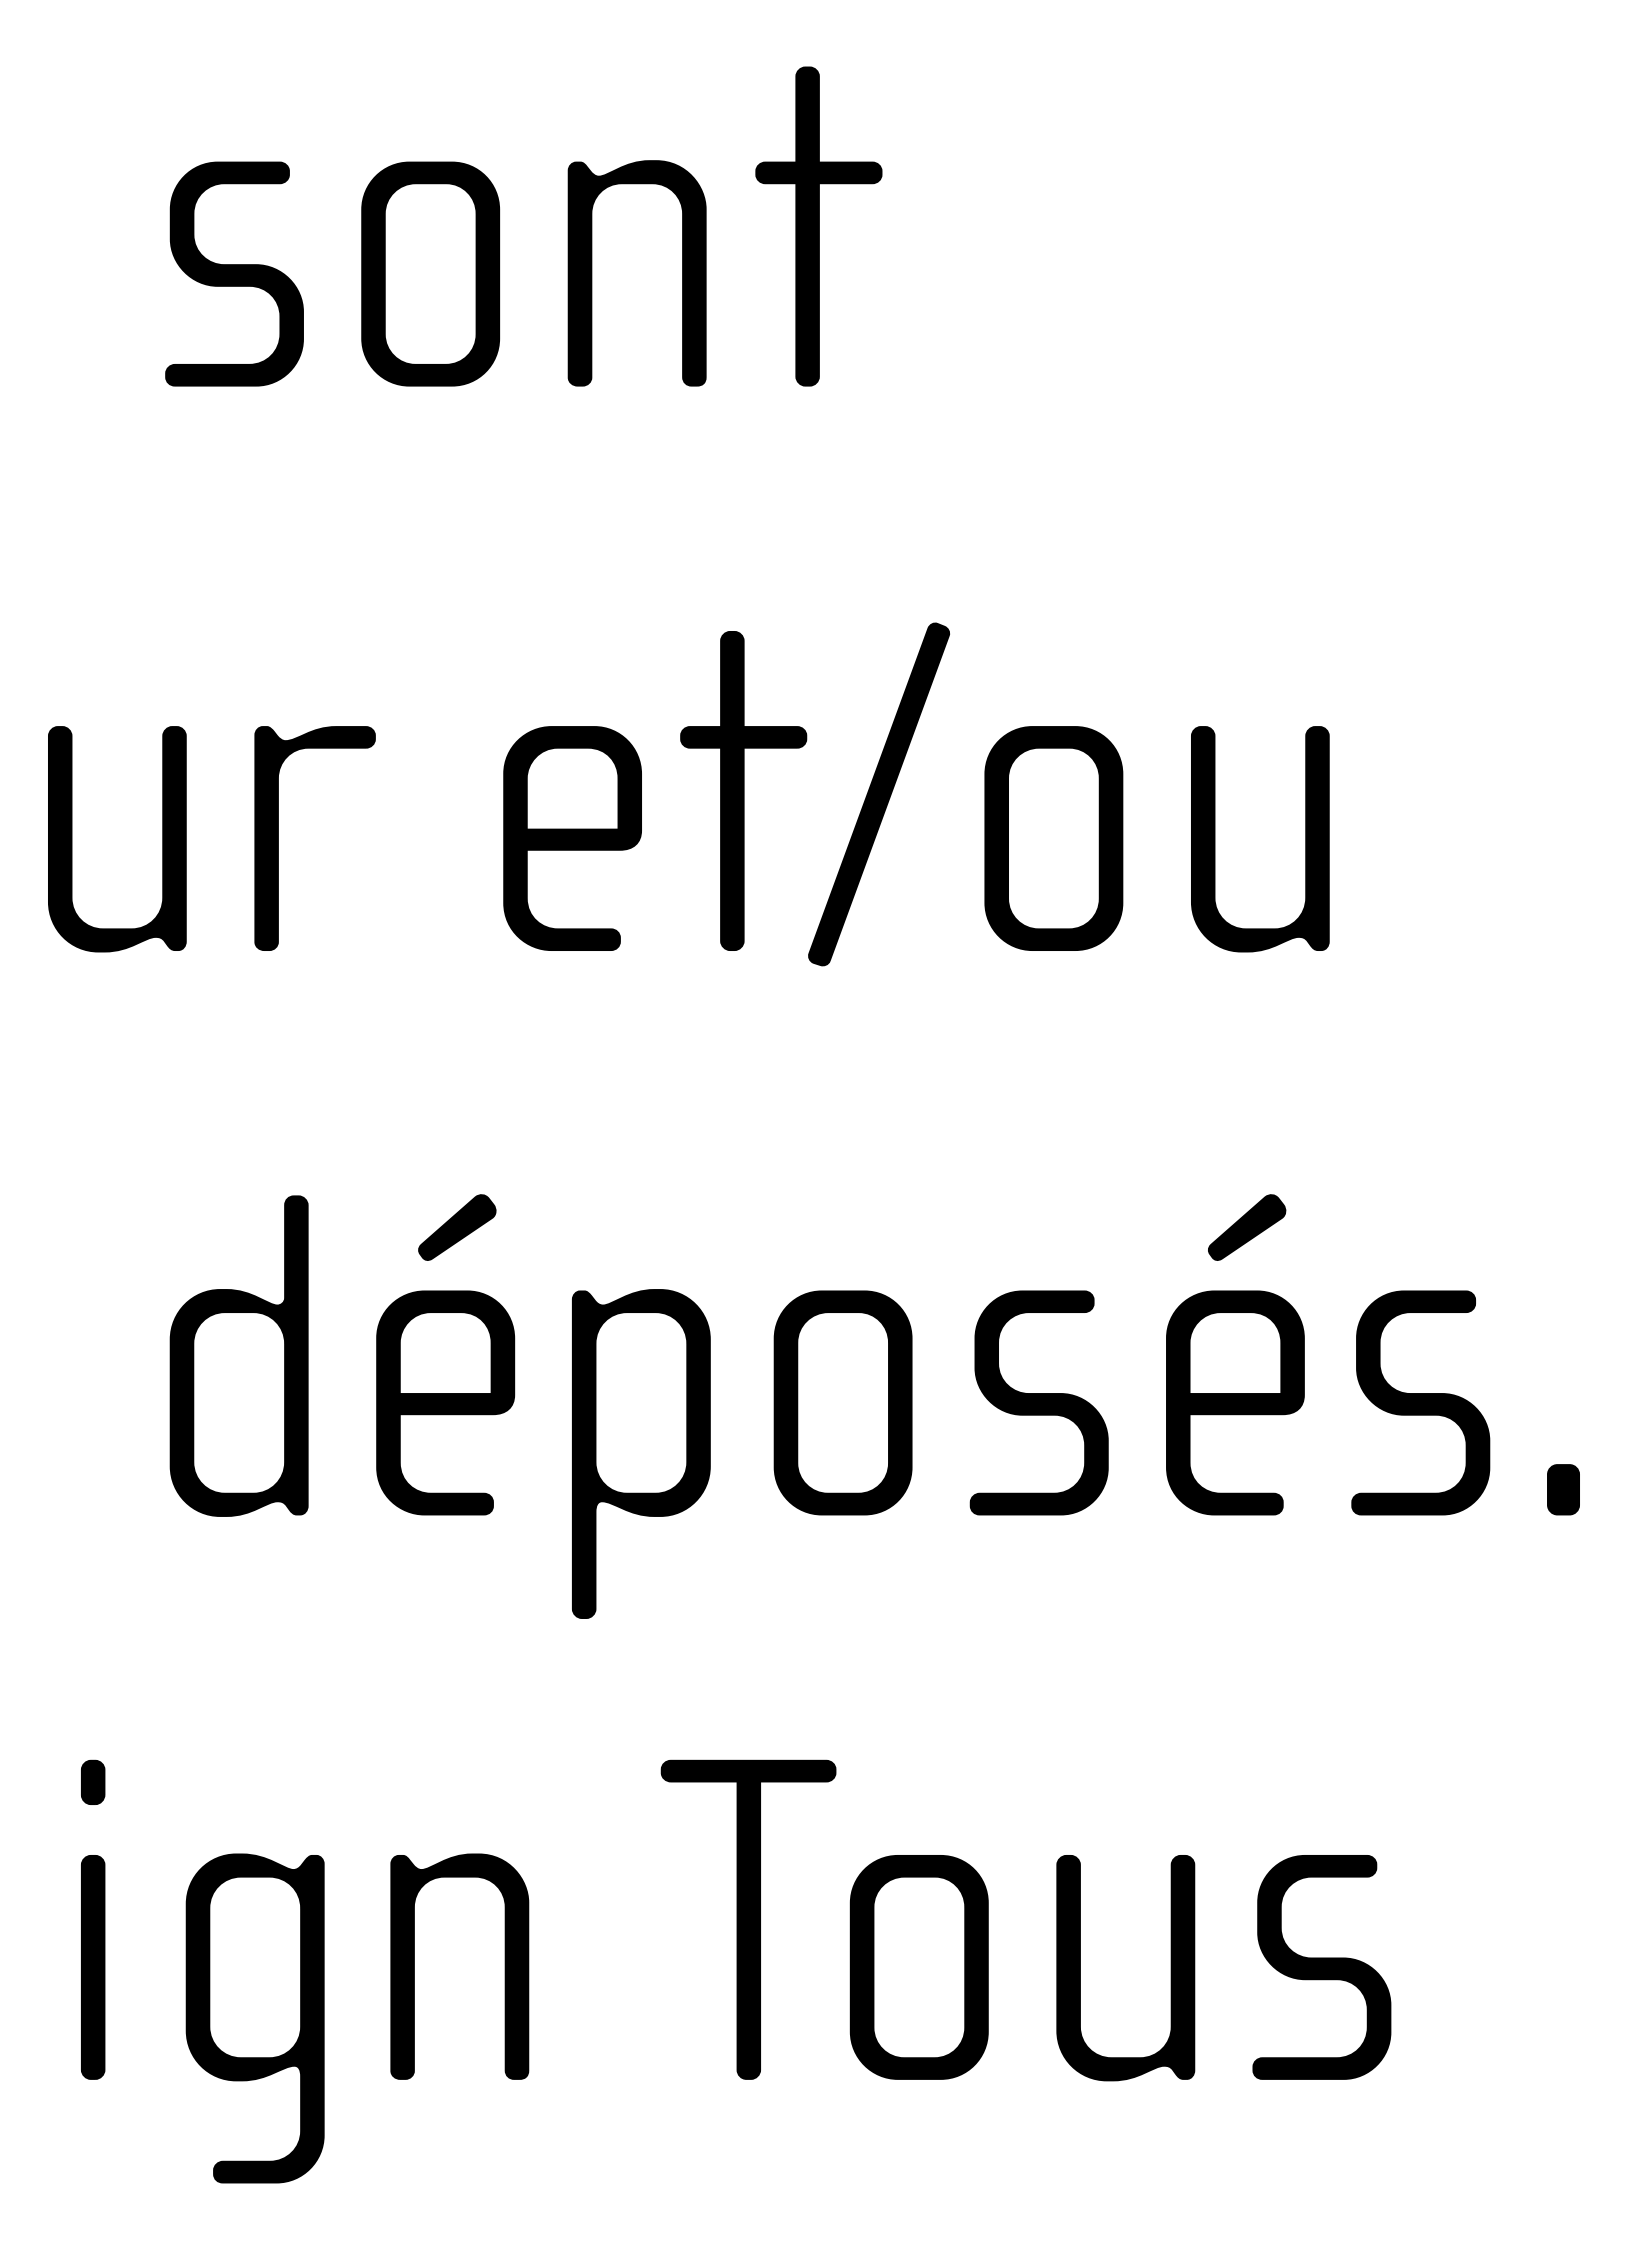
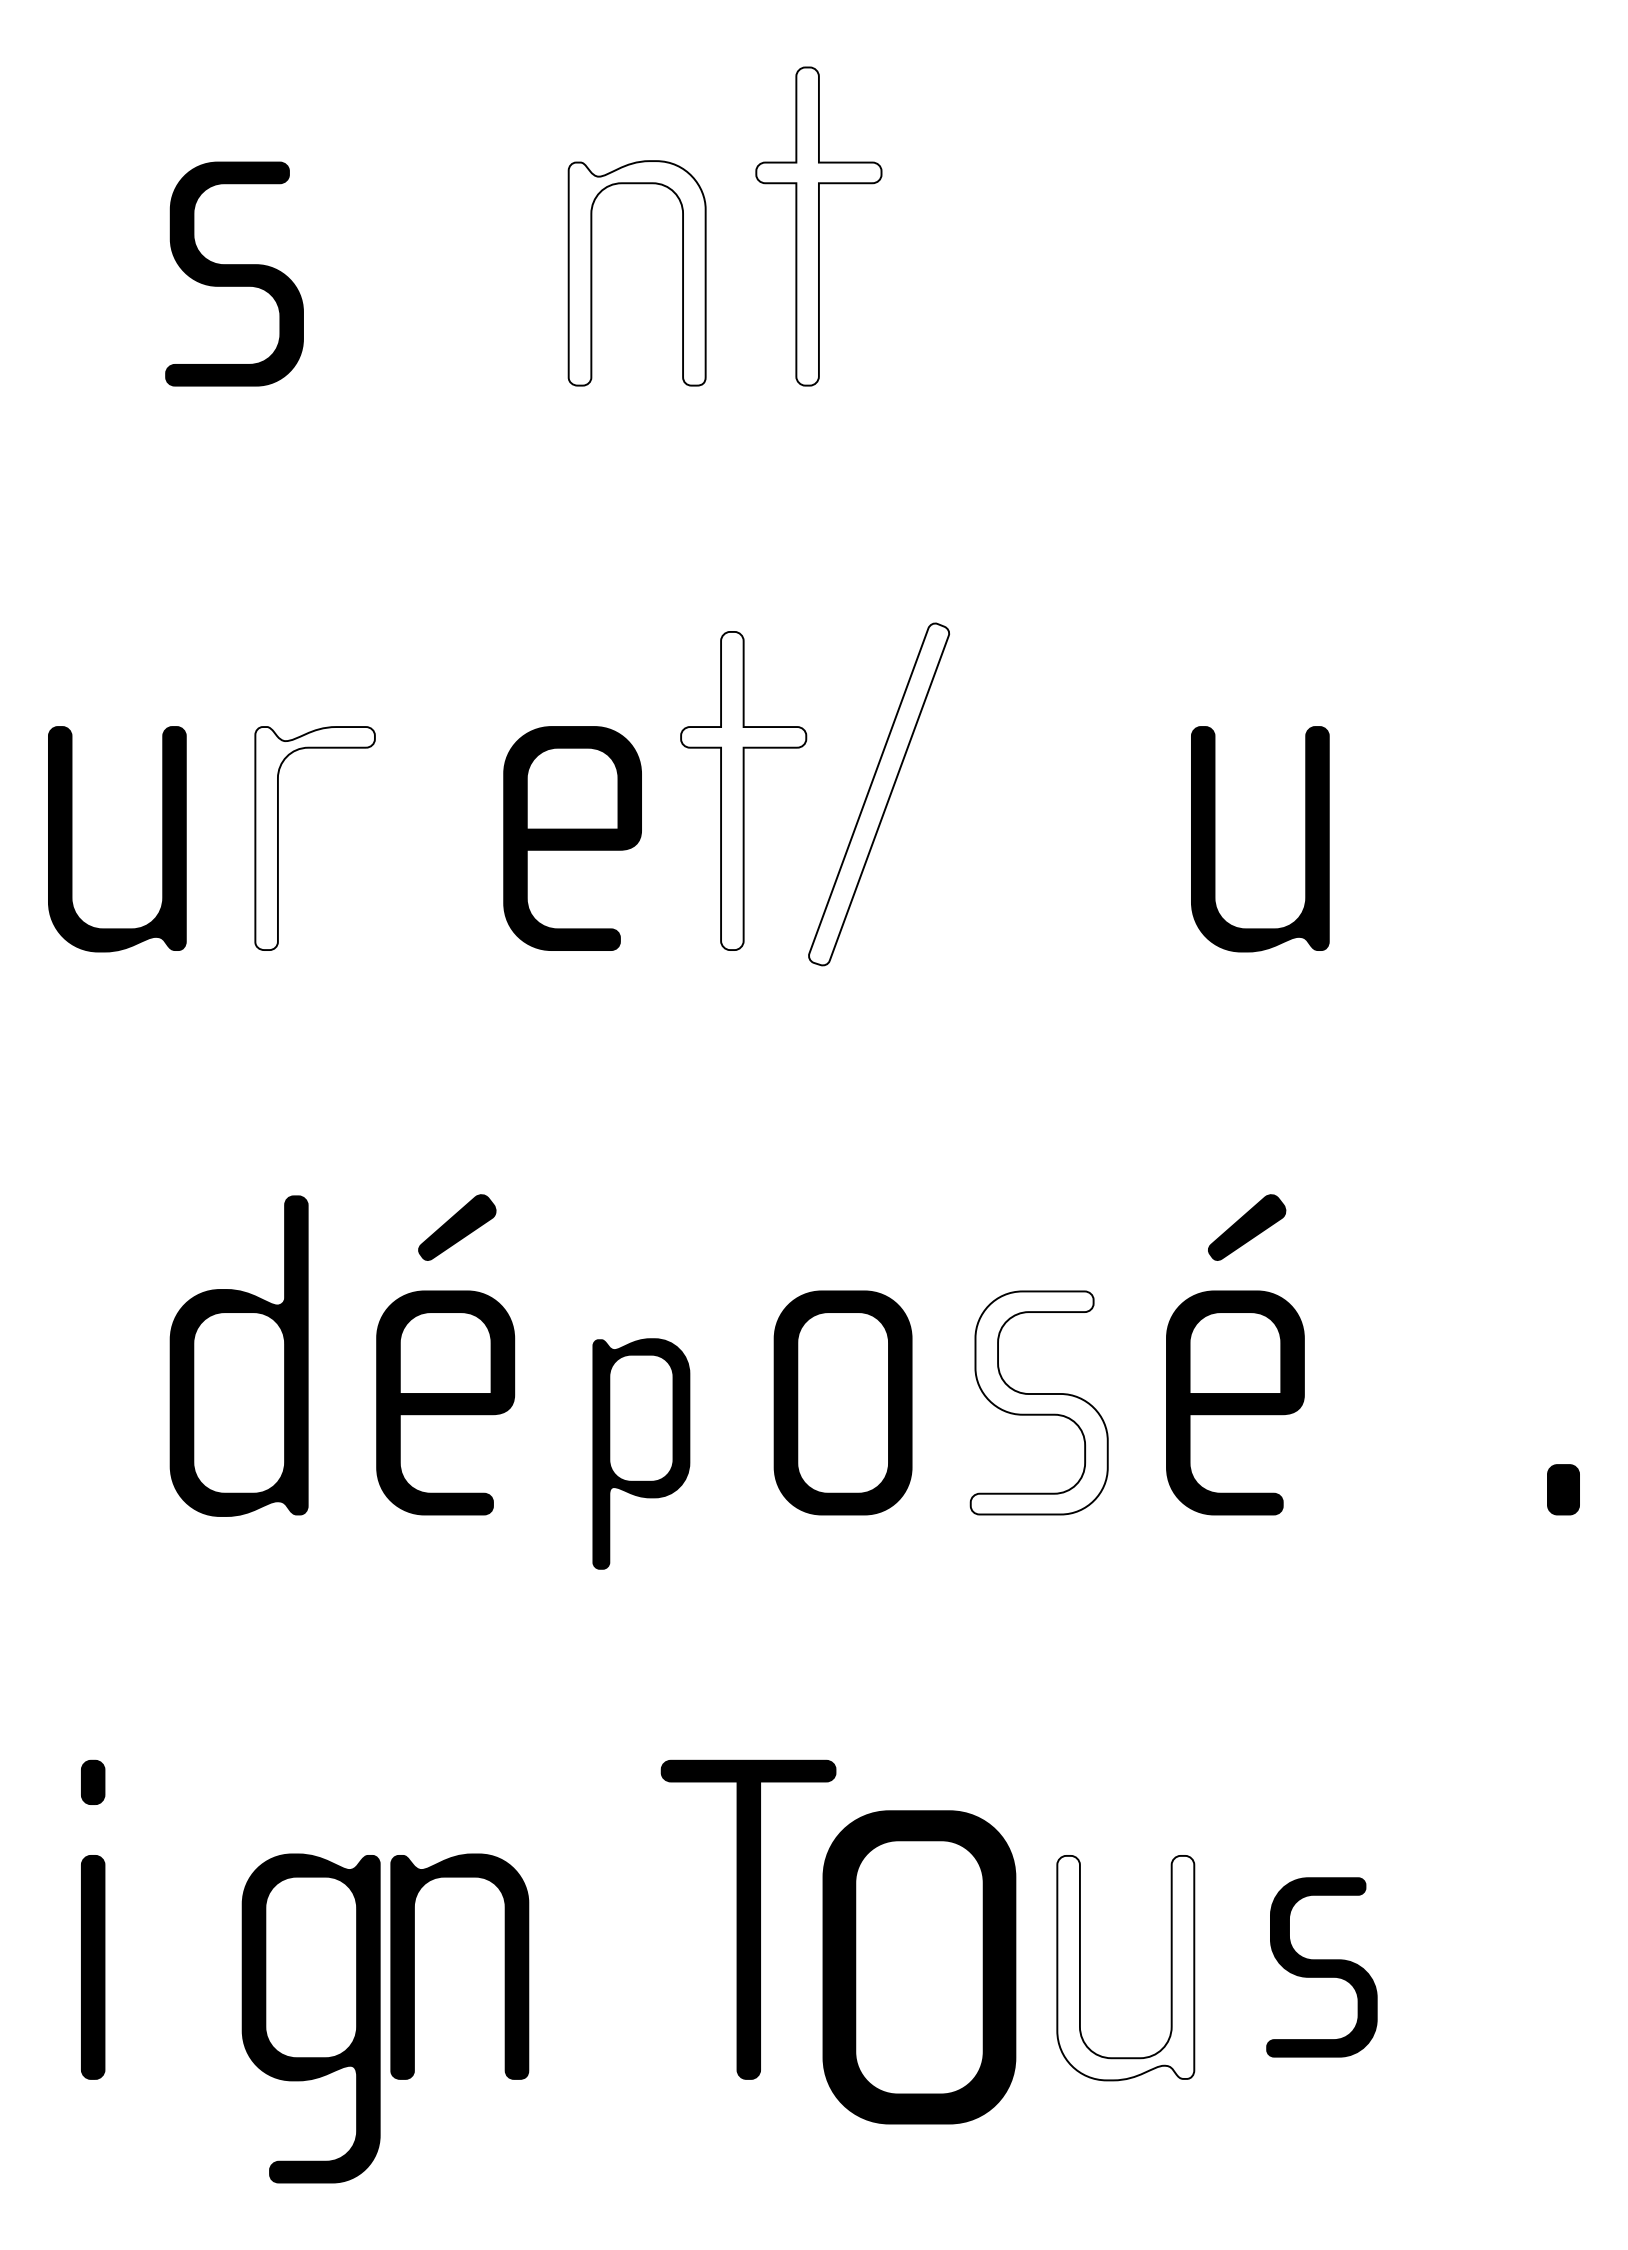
fill: present -> none (818, 226)
part: present -> none (430, 273)
fill: present -> none (636, 273)
fill: present -> none (743, 790)
fill: present -> none (879, 794)
fill: present -> none (314, 838)
part: present -> none (1053, 838)
fill: present -> none (1038, 1402)
part: present -> none (1420, 1402)
part size: 139x330 px -> 99x232 px (641, 1453)
part size: 140x225 px -> 195x315 px (919, 1967)
fill: present -> none (1125, 1967)
part size: 140x225 px -> 112x181 px (1321, 1967)
part position: (254, 2018) -> (310, 2018) (310, 2018)
